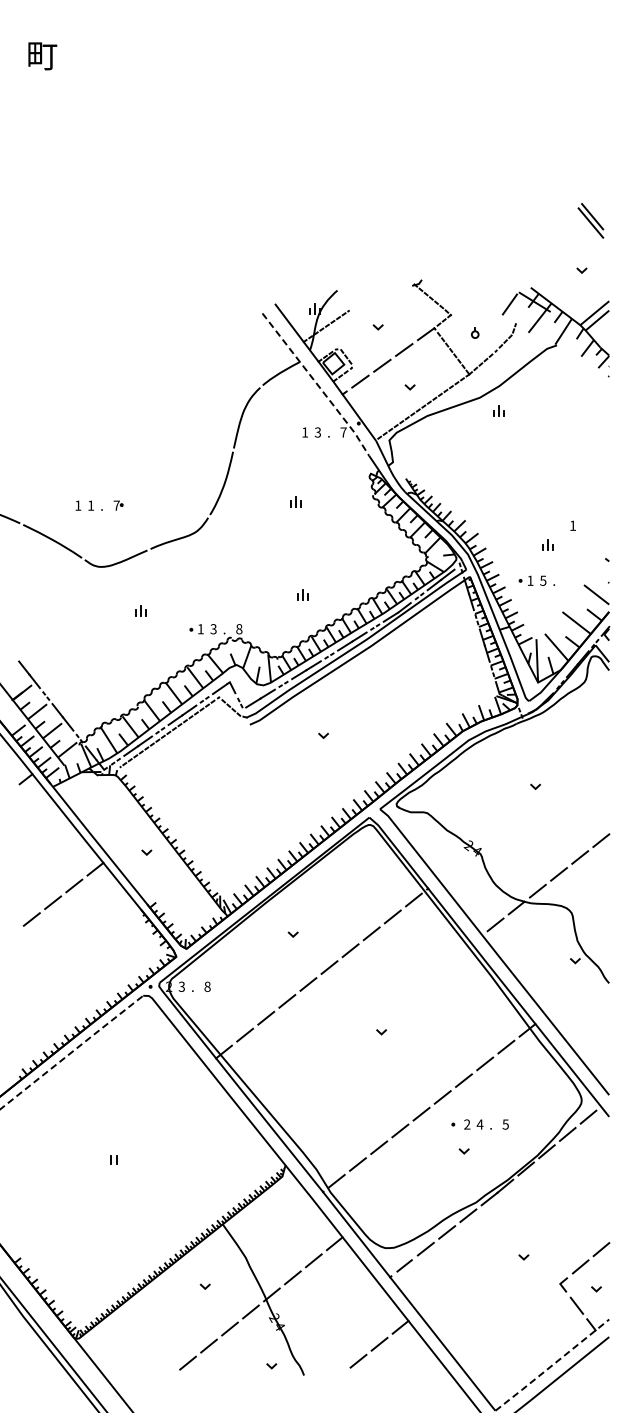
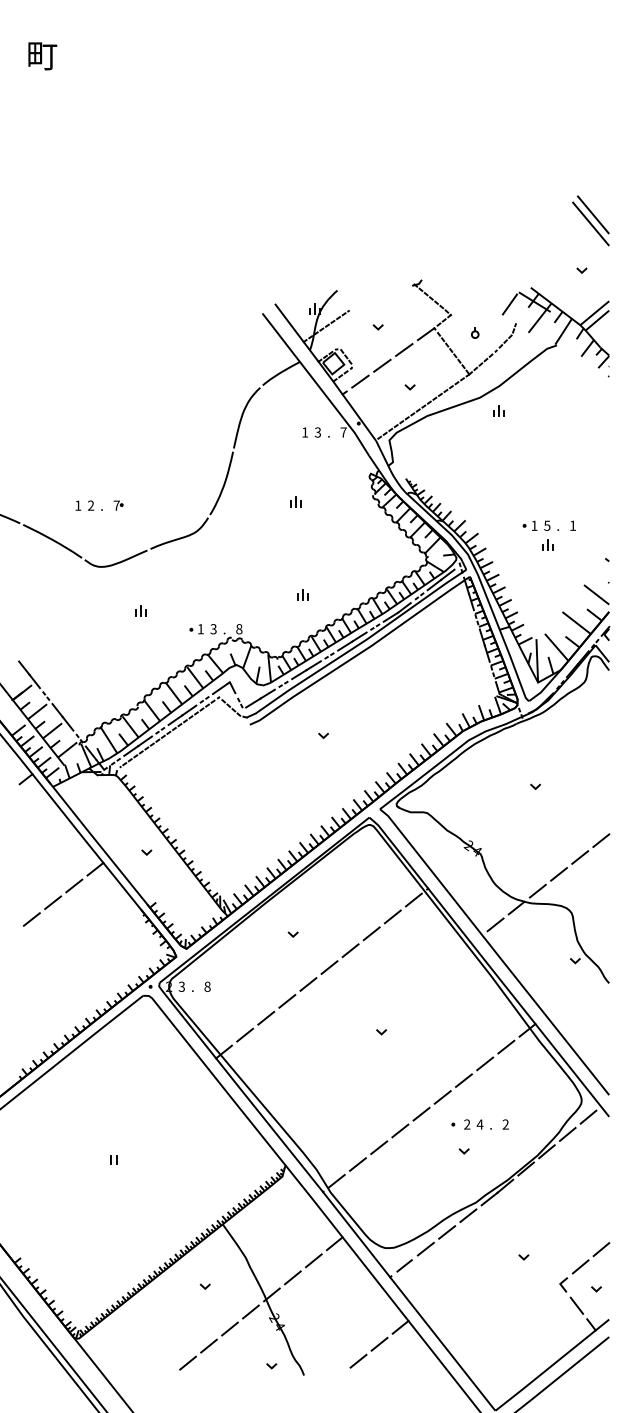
part size: 28x36 px -> 38x52 px (590, 220)
line: dashed -> solid (317, 384)
text: 1 -> 2 (91, 505)
part position: (536, 580) -> (540, 525) (540, 525)
line: dashed -> solid (72, 1052)
text: 5 -> 2 (505, 1124)
line: dashed -> solid (552, 1365)
